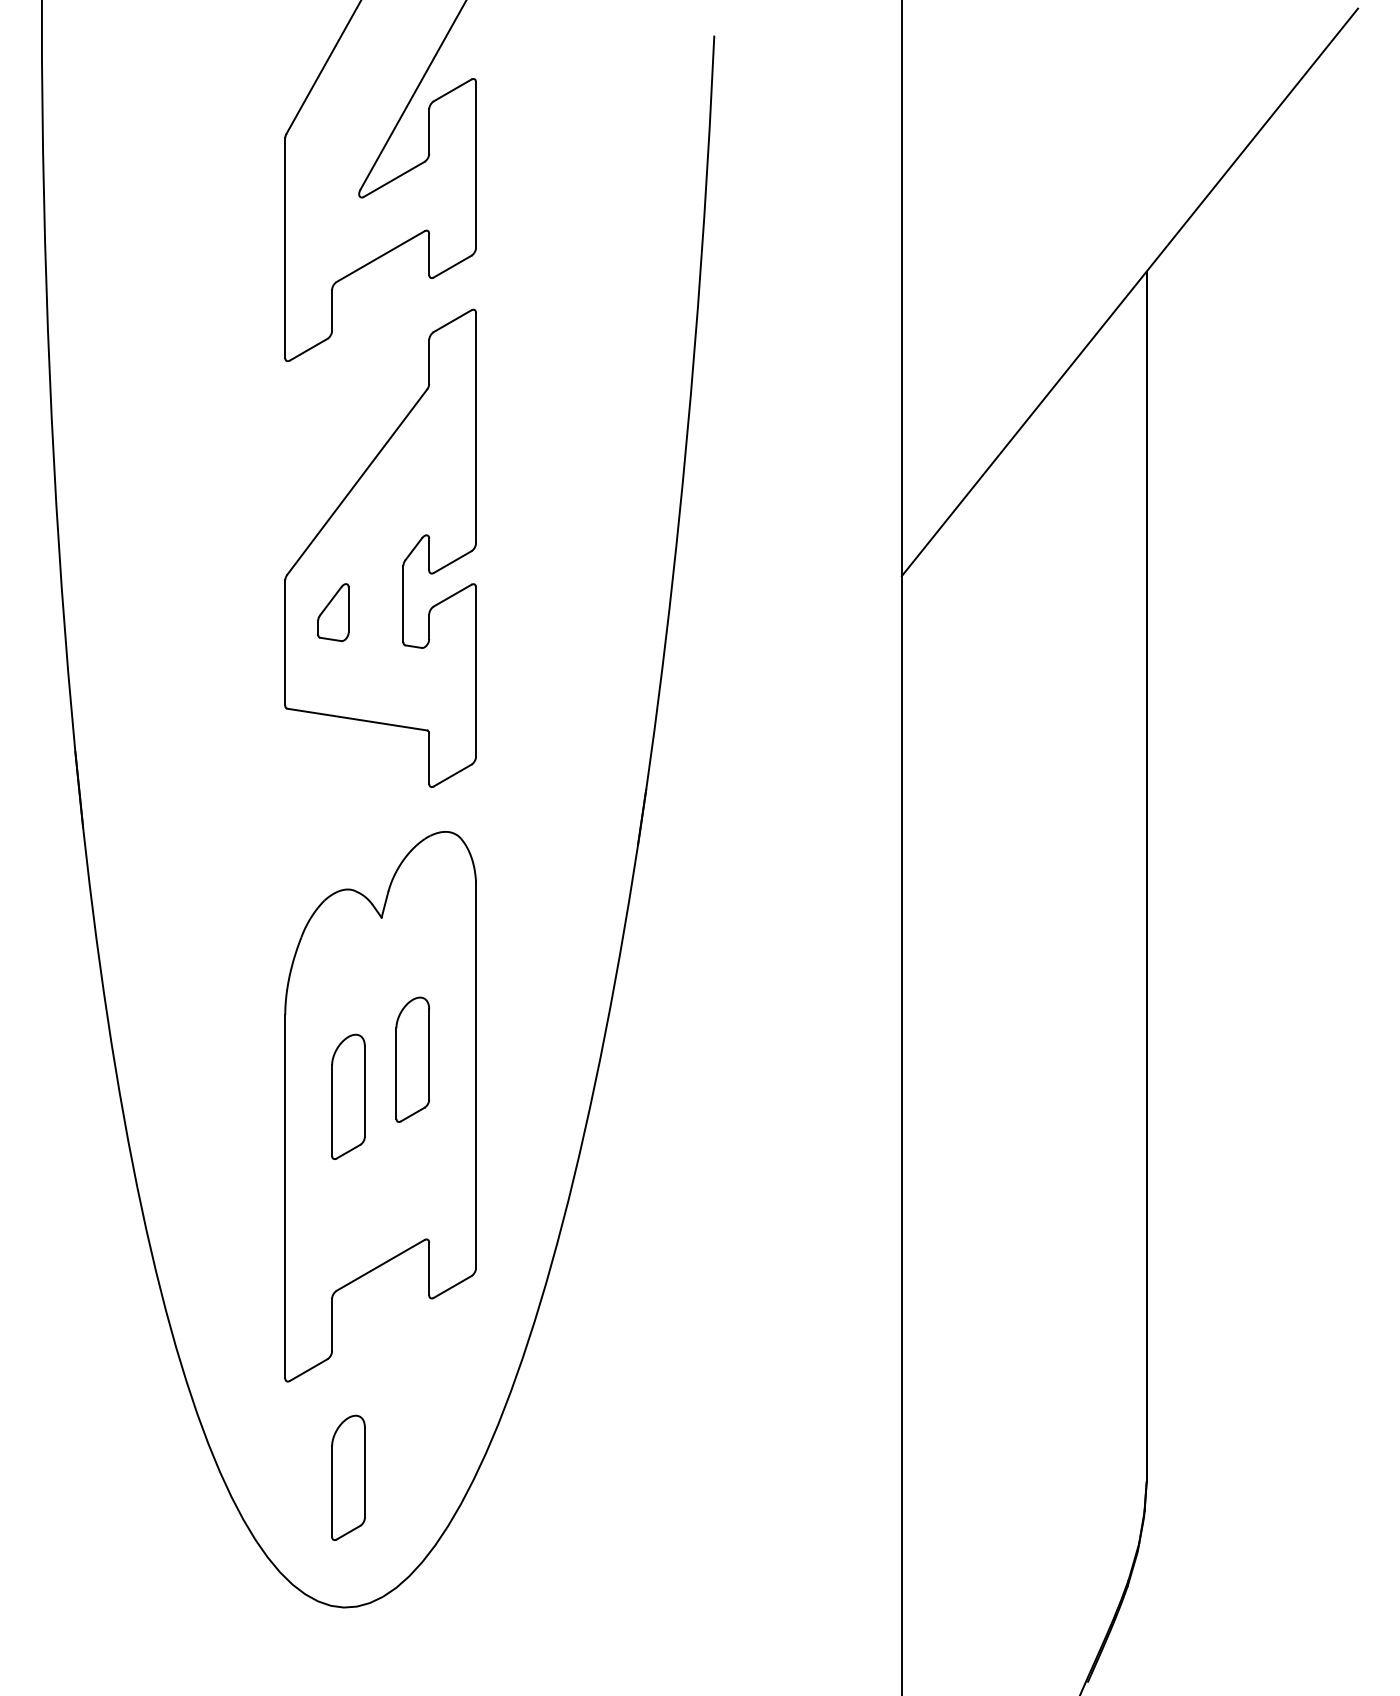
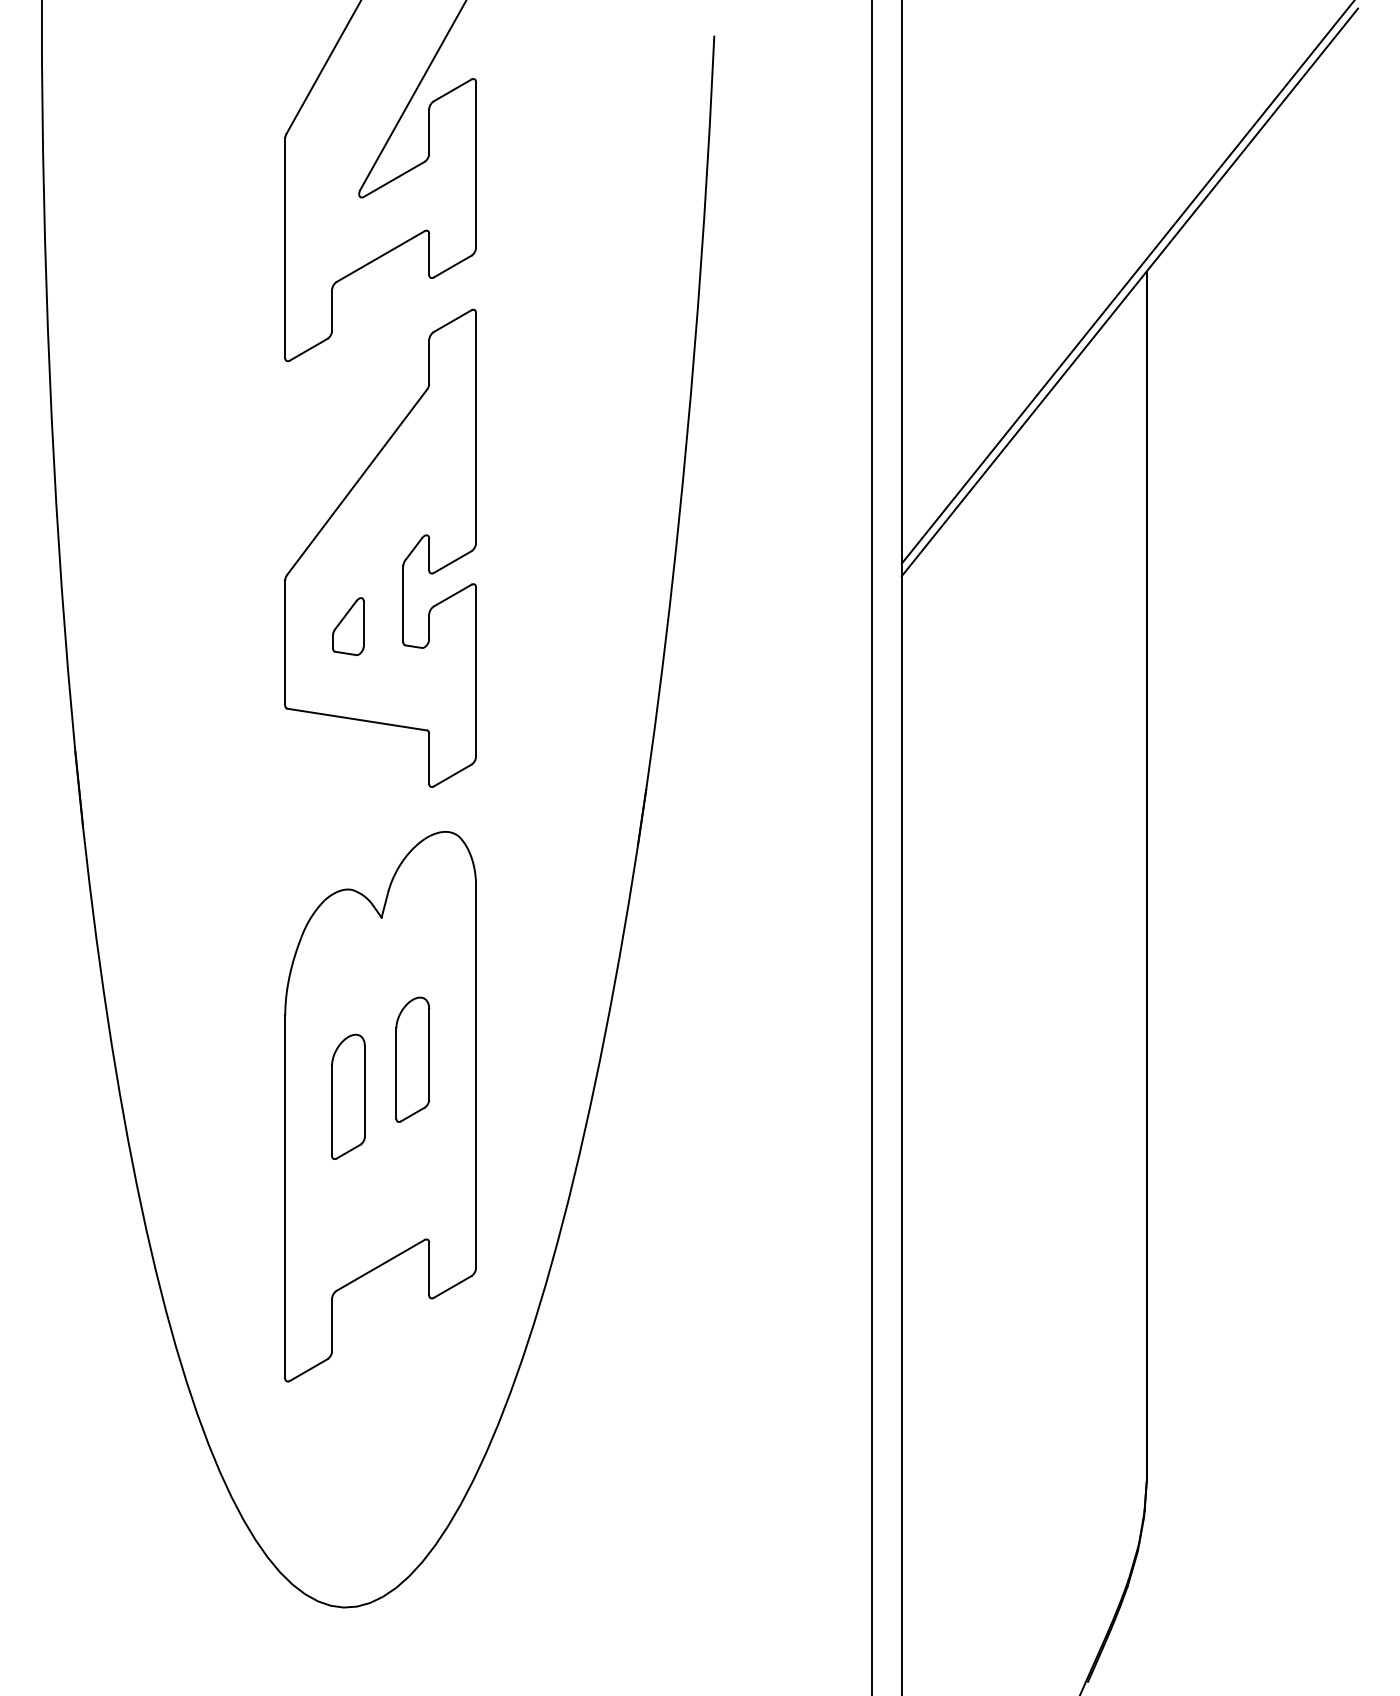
line: none -> present (1127, 282)
part position: (333, 612) -> (348, 626) (348, 626)
line: none -> present (872, 847)
part: present -> none (348, 1477)
